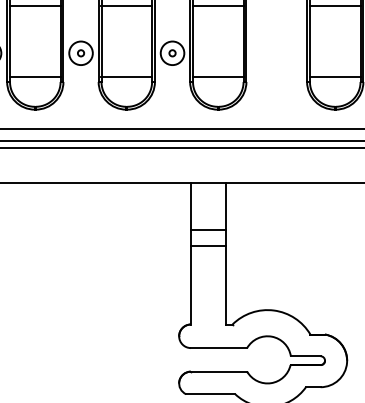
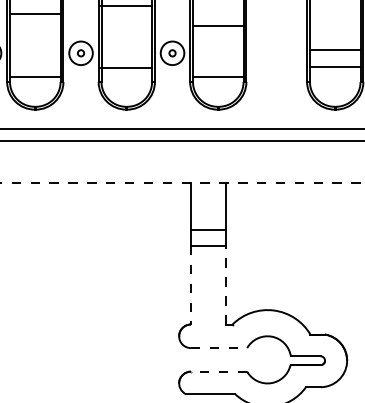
line position: (35, 6) -> (35, 14) (35, 14)
line position: (217, 6) -> (217, 26) (217, 26)
line position: (334, 6) -> (334, 50) (334, 50)
line position: (126, 76) -> (126, 67) (126, 67)
line position: (334, 76) -> (334, 66) (334, 66)
line: present -> none (181, 147)
line: solid -> dashed (183, 183)
line: solid -> dashed (226, 284)
line: solid -> dashed (190, 285)
line: solid -> dashed (219, 348)
line: solid -> dashed (218, 371)
